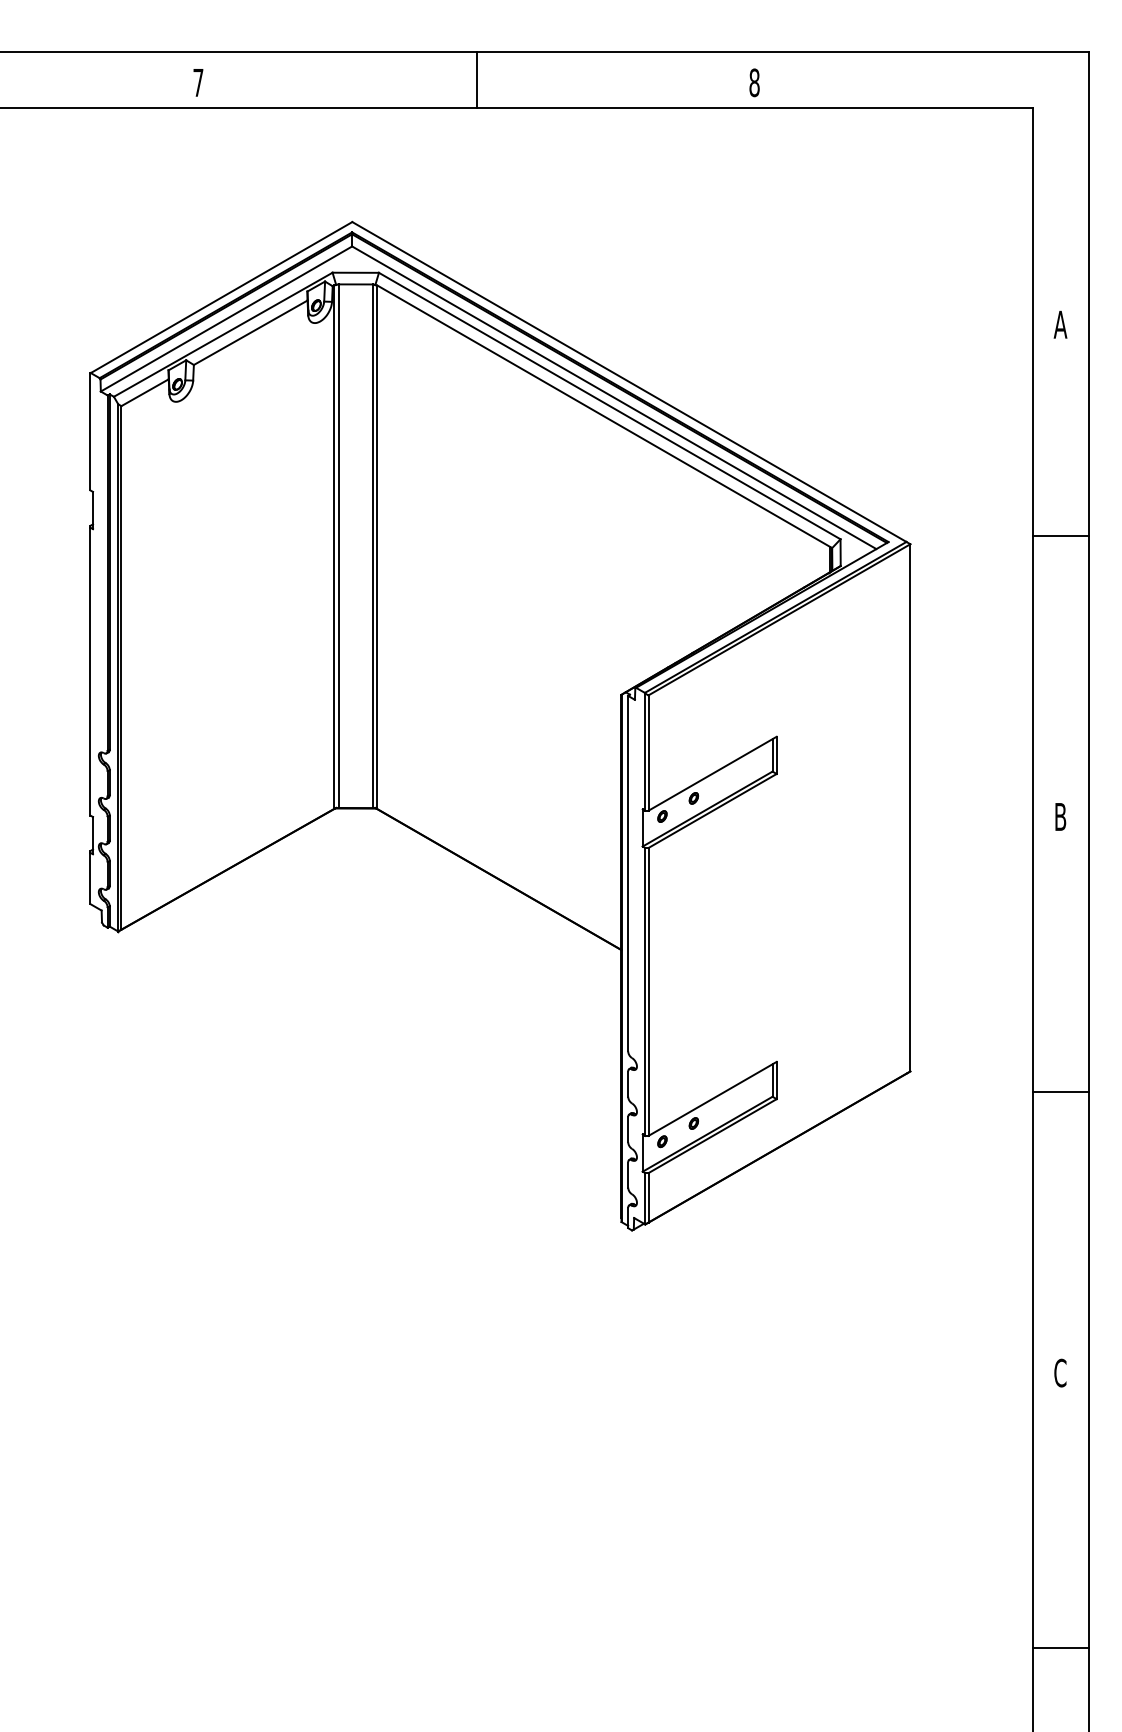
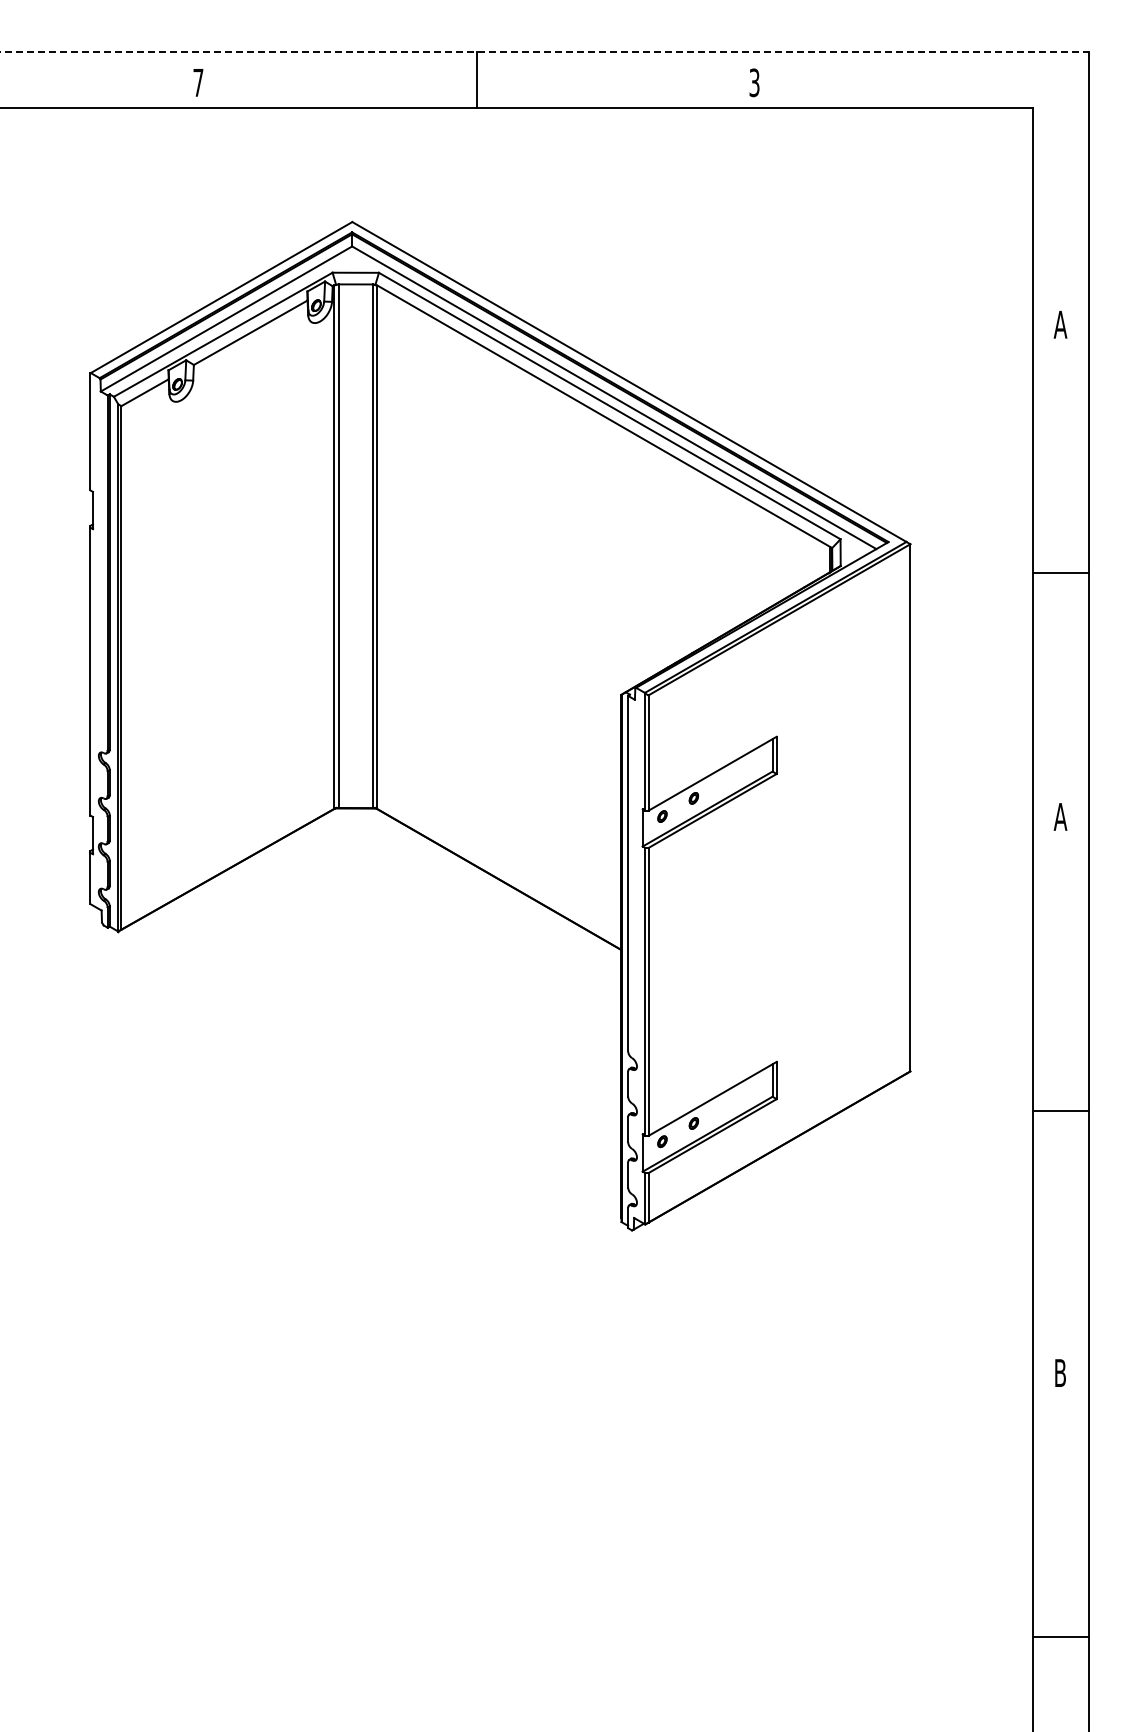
line: solid -> dashed (544, 51)
text: 8 -> 3 (754, 82)
line position: (1060, 535) -> (1060, 572) (1060, 572)
text: B -> A (1060, 816)
line position: (1060, 1091) -> (1060, 1110) (1060, 1110)
text: C -> B (1060, 1372)
line position: (1060, 1648) -> (1060, 1637) (1060, 1637)
